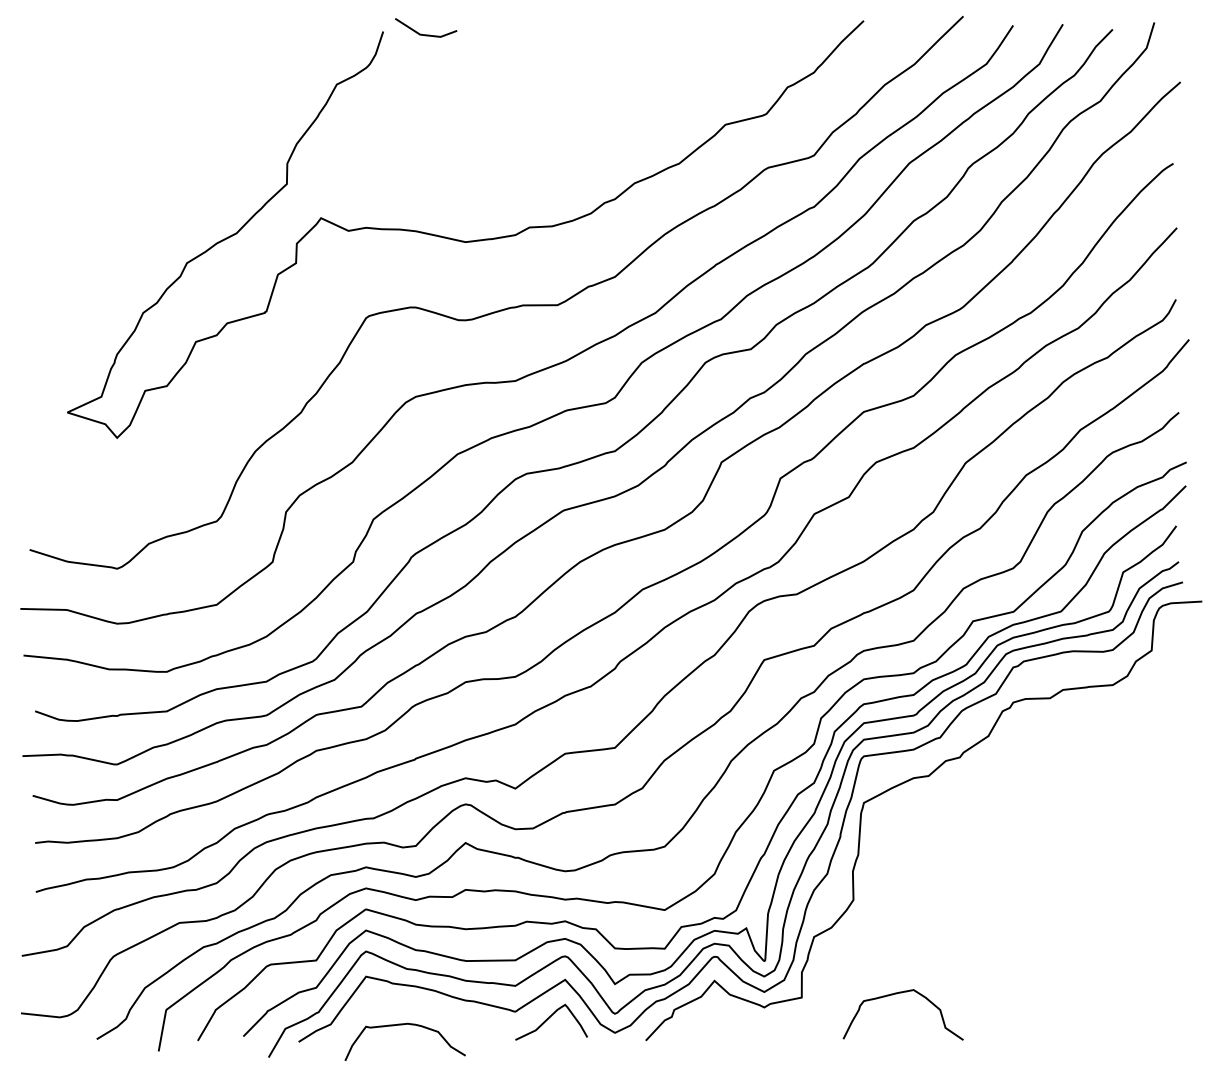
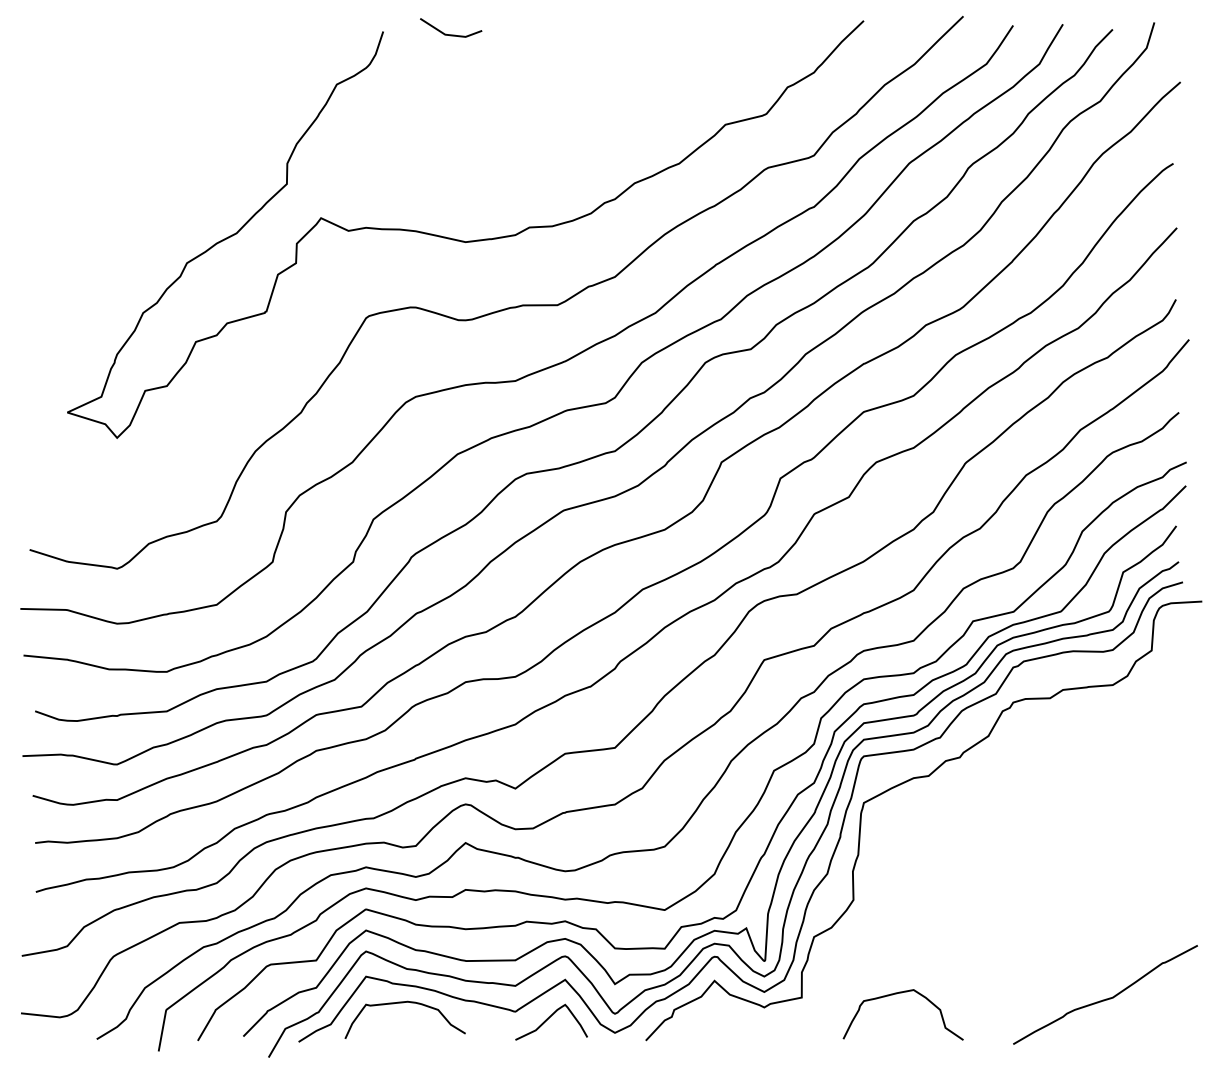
line position: (426, 34) -> (451, 34) (451, 34)
curve: none -> present (1106, 998)
curve position: (403, 1025) -> (403, 1003) (403, 1003)
